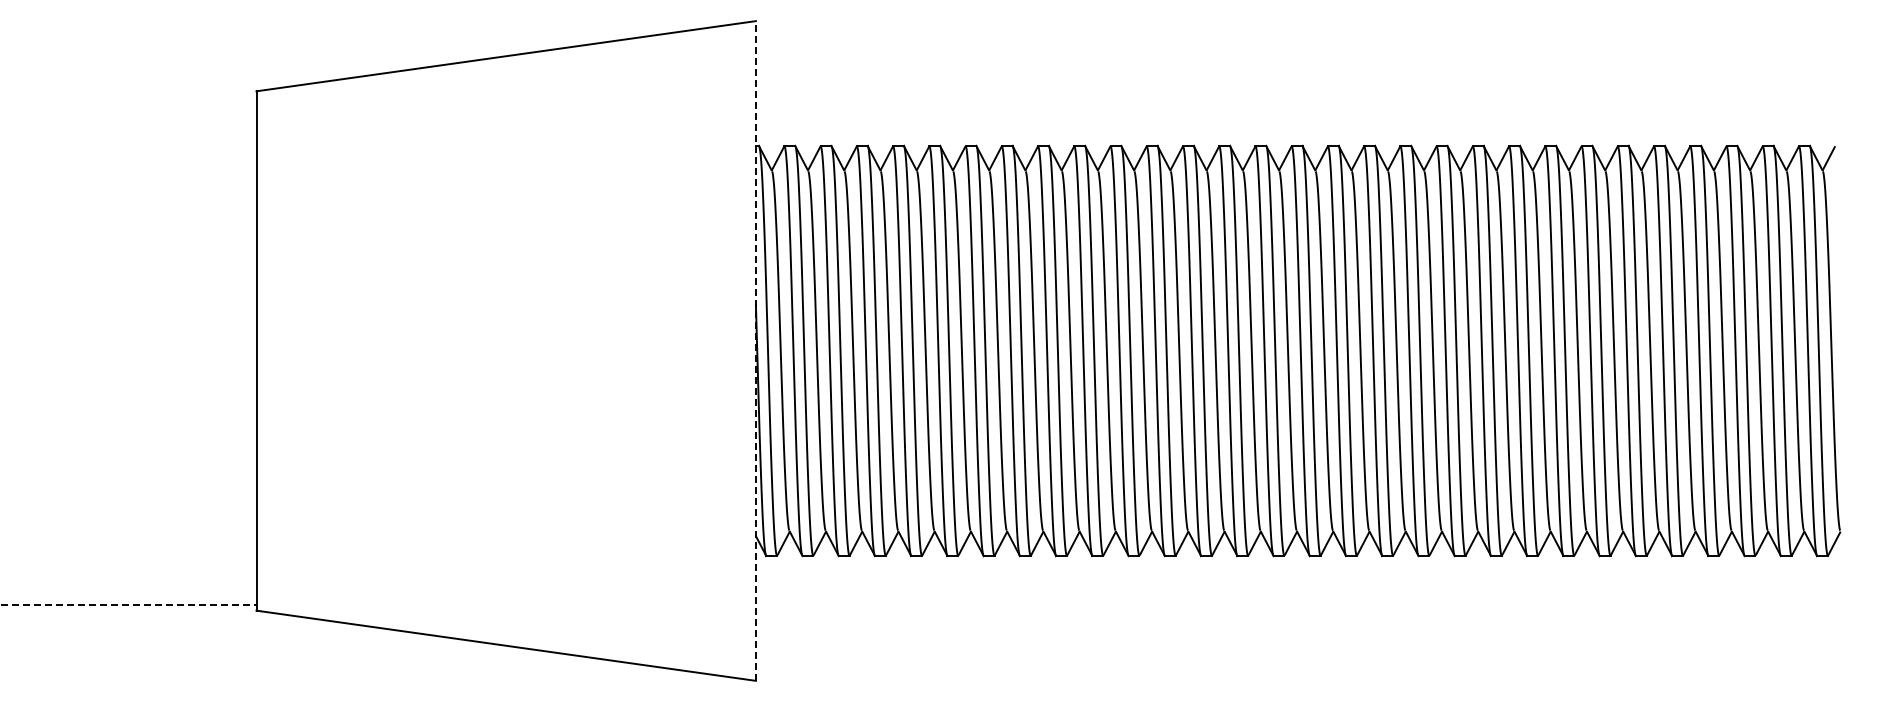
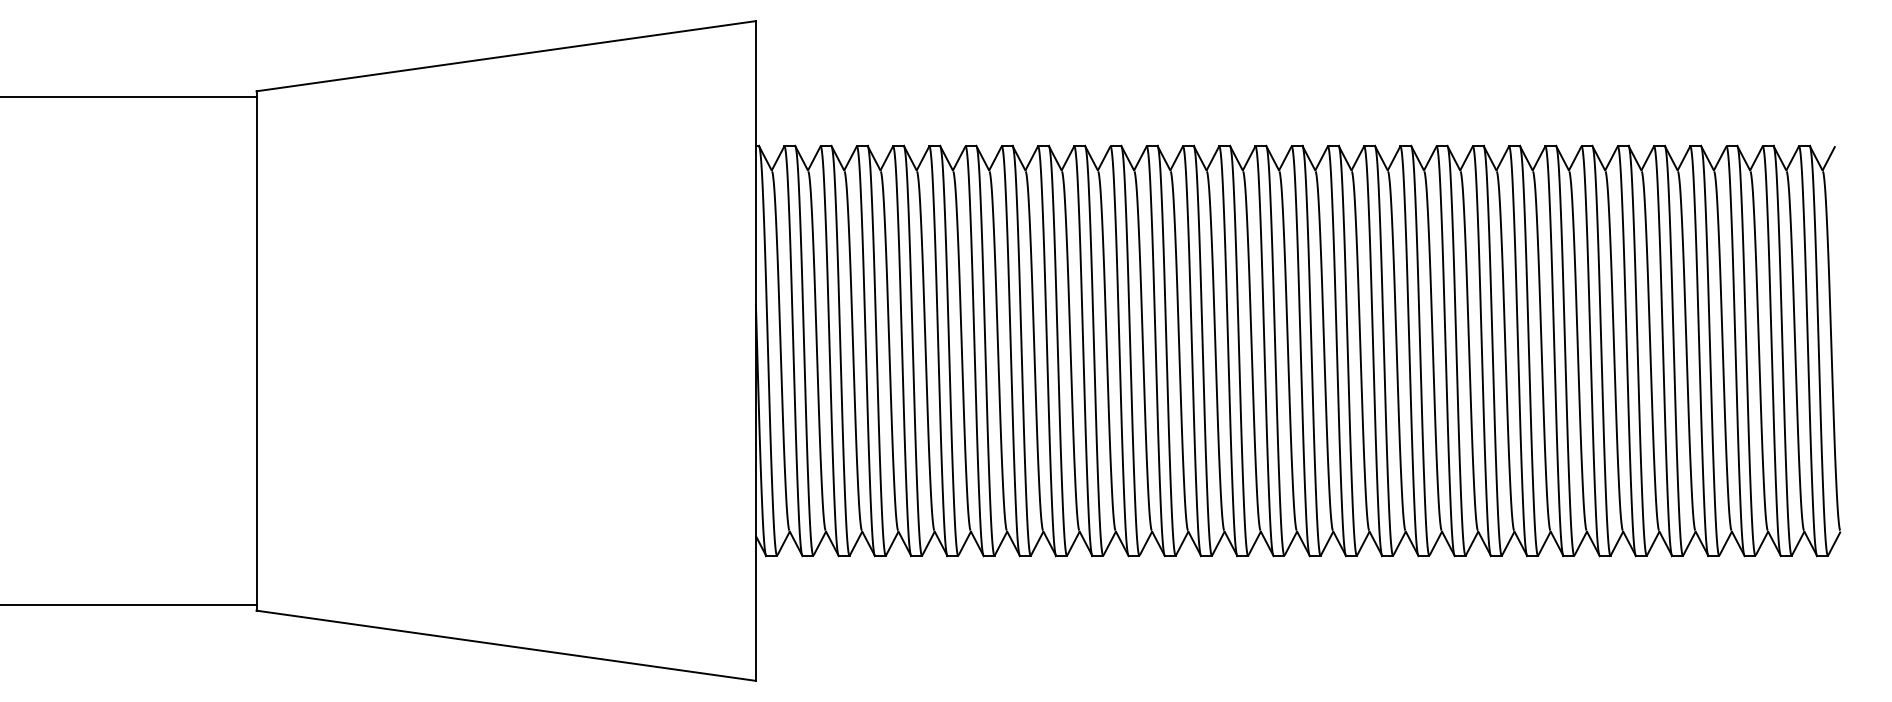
line: none -> present (129, 97)
line: dashed -> solid (755, 351)
line: dashed -> solid (128, 604)
